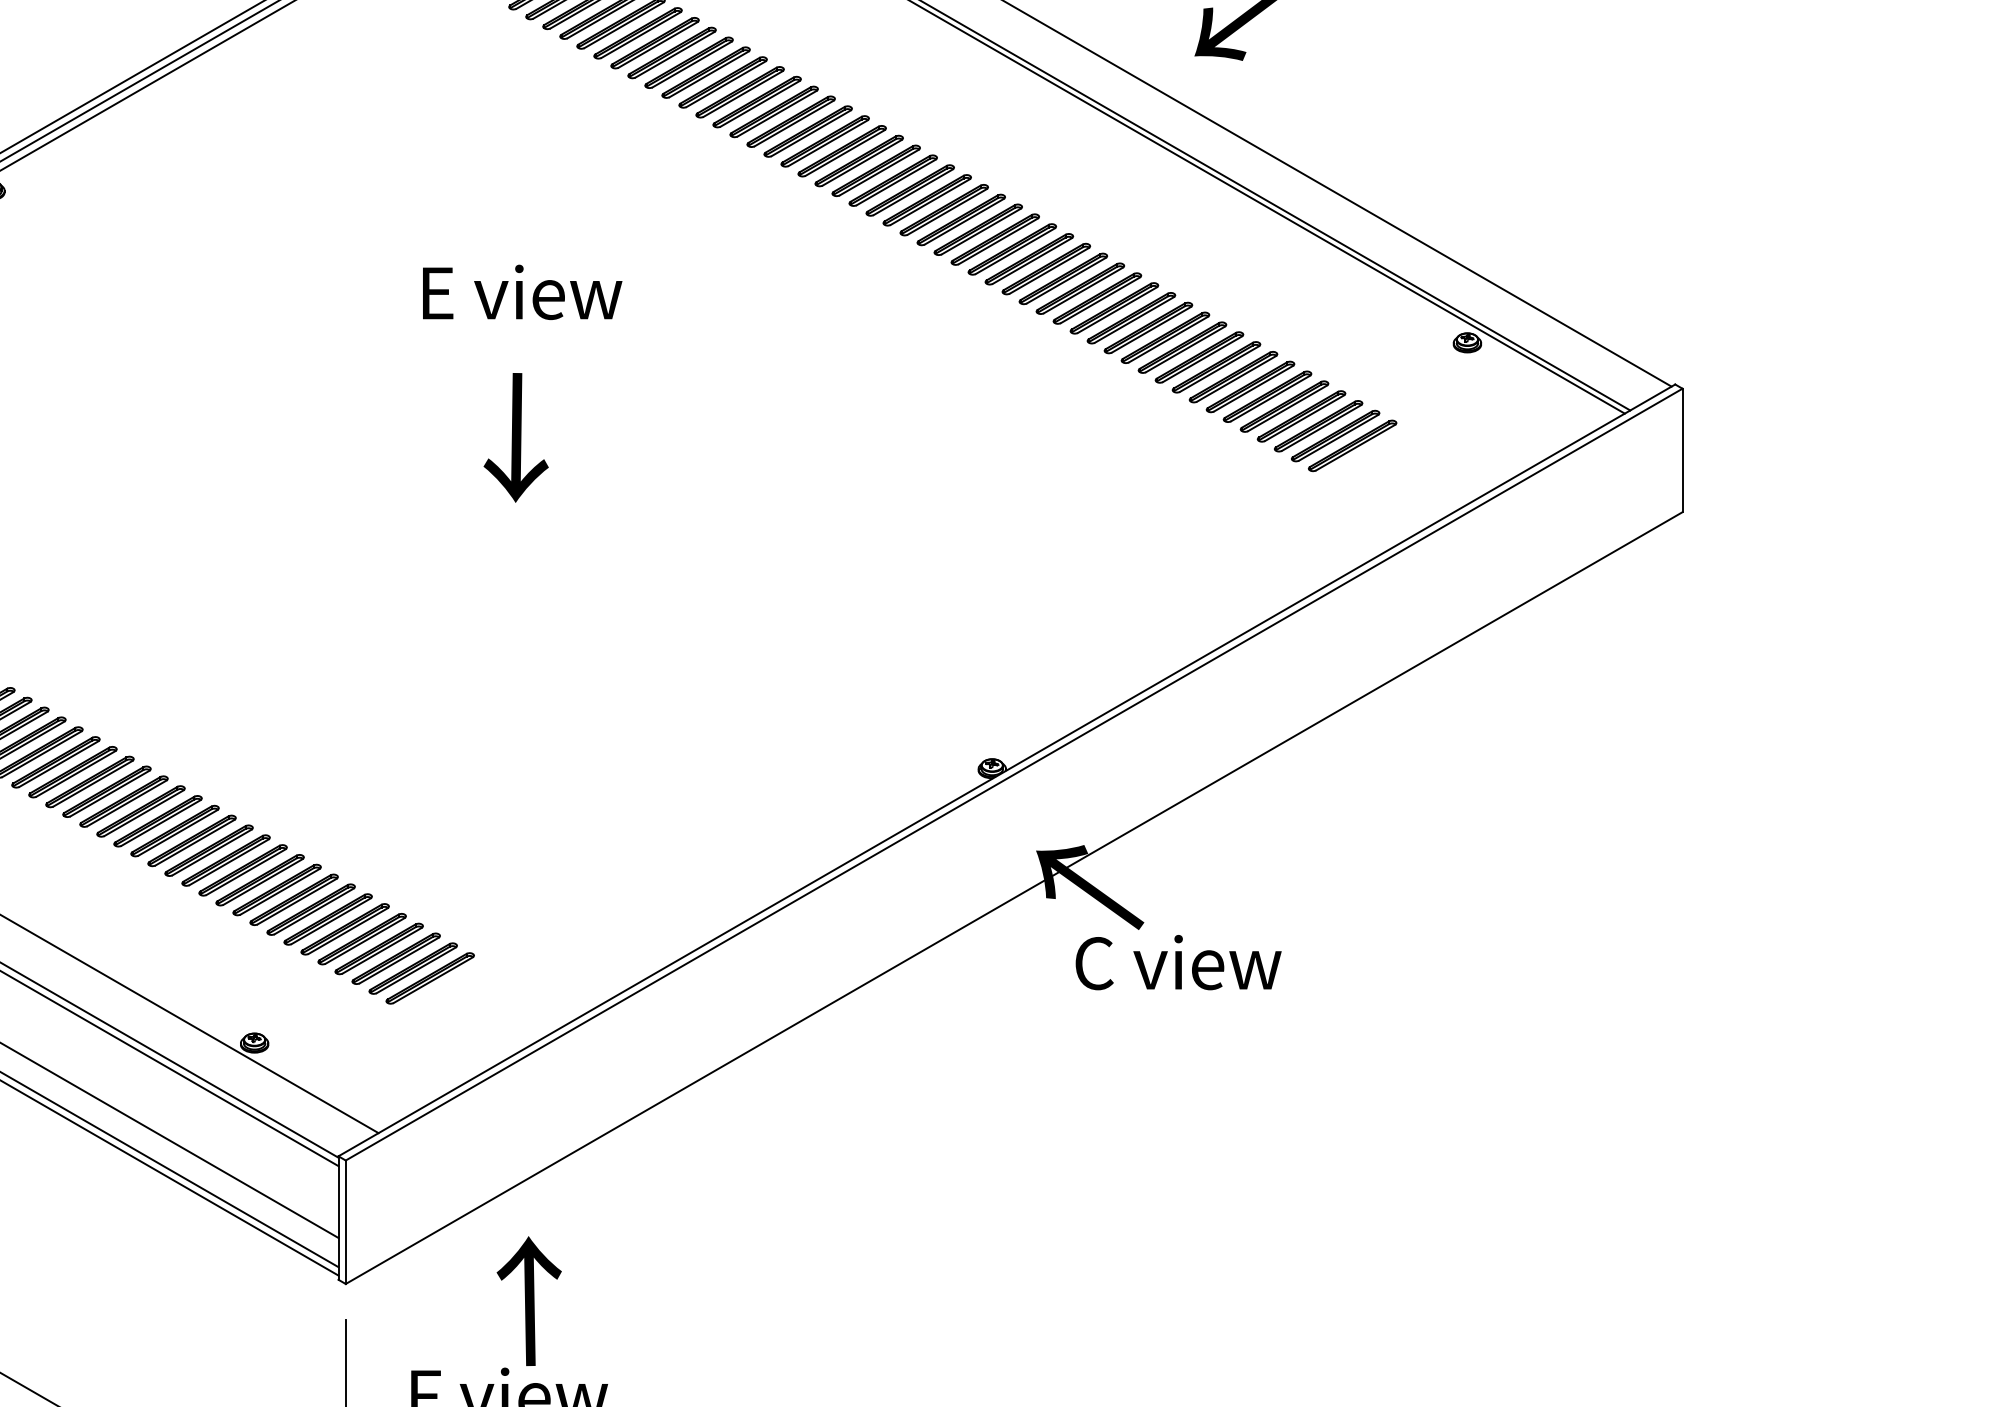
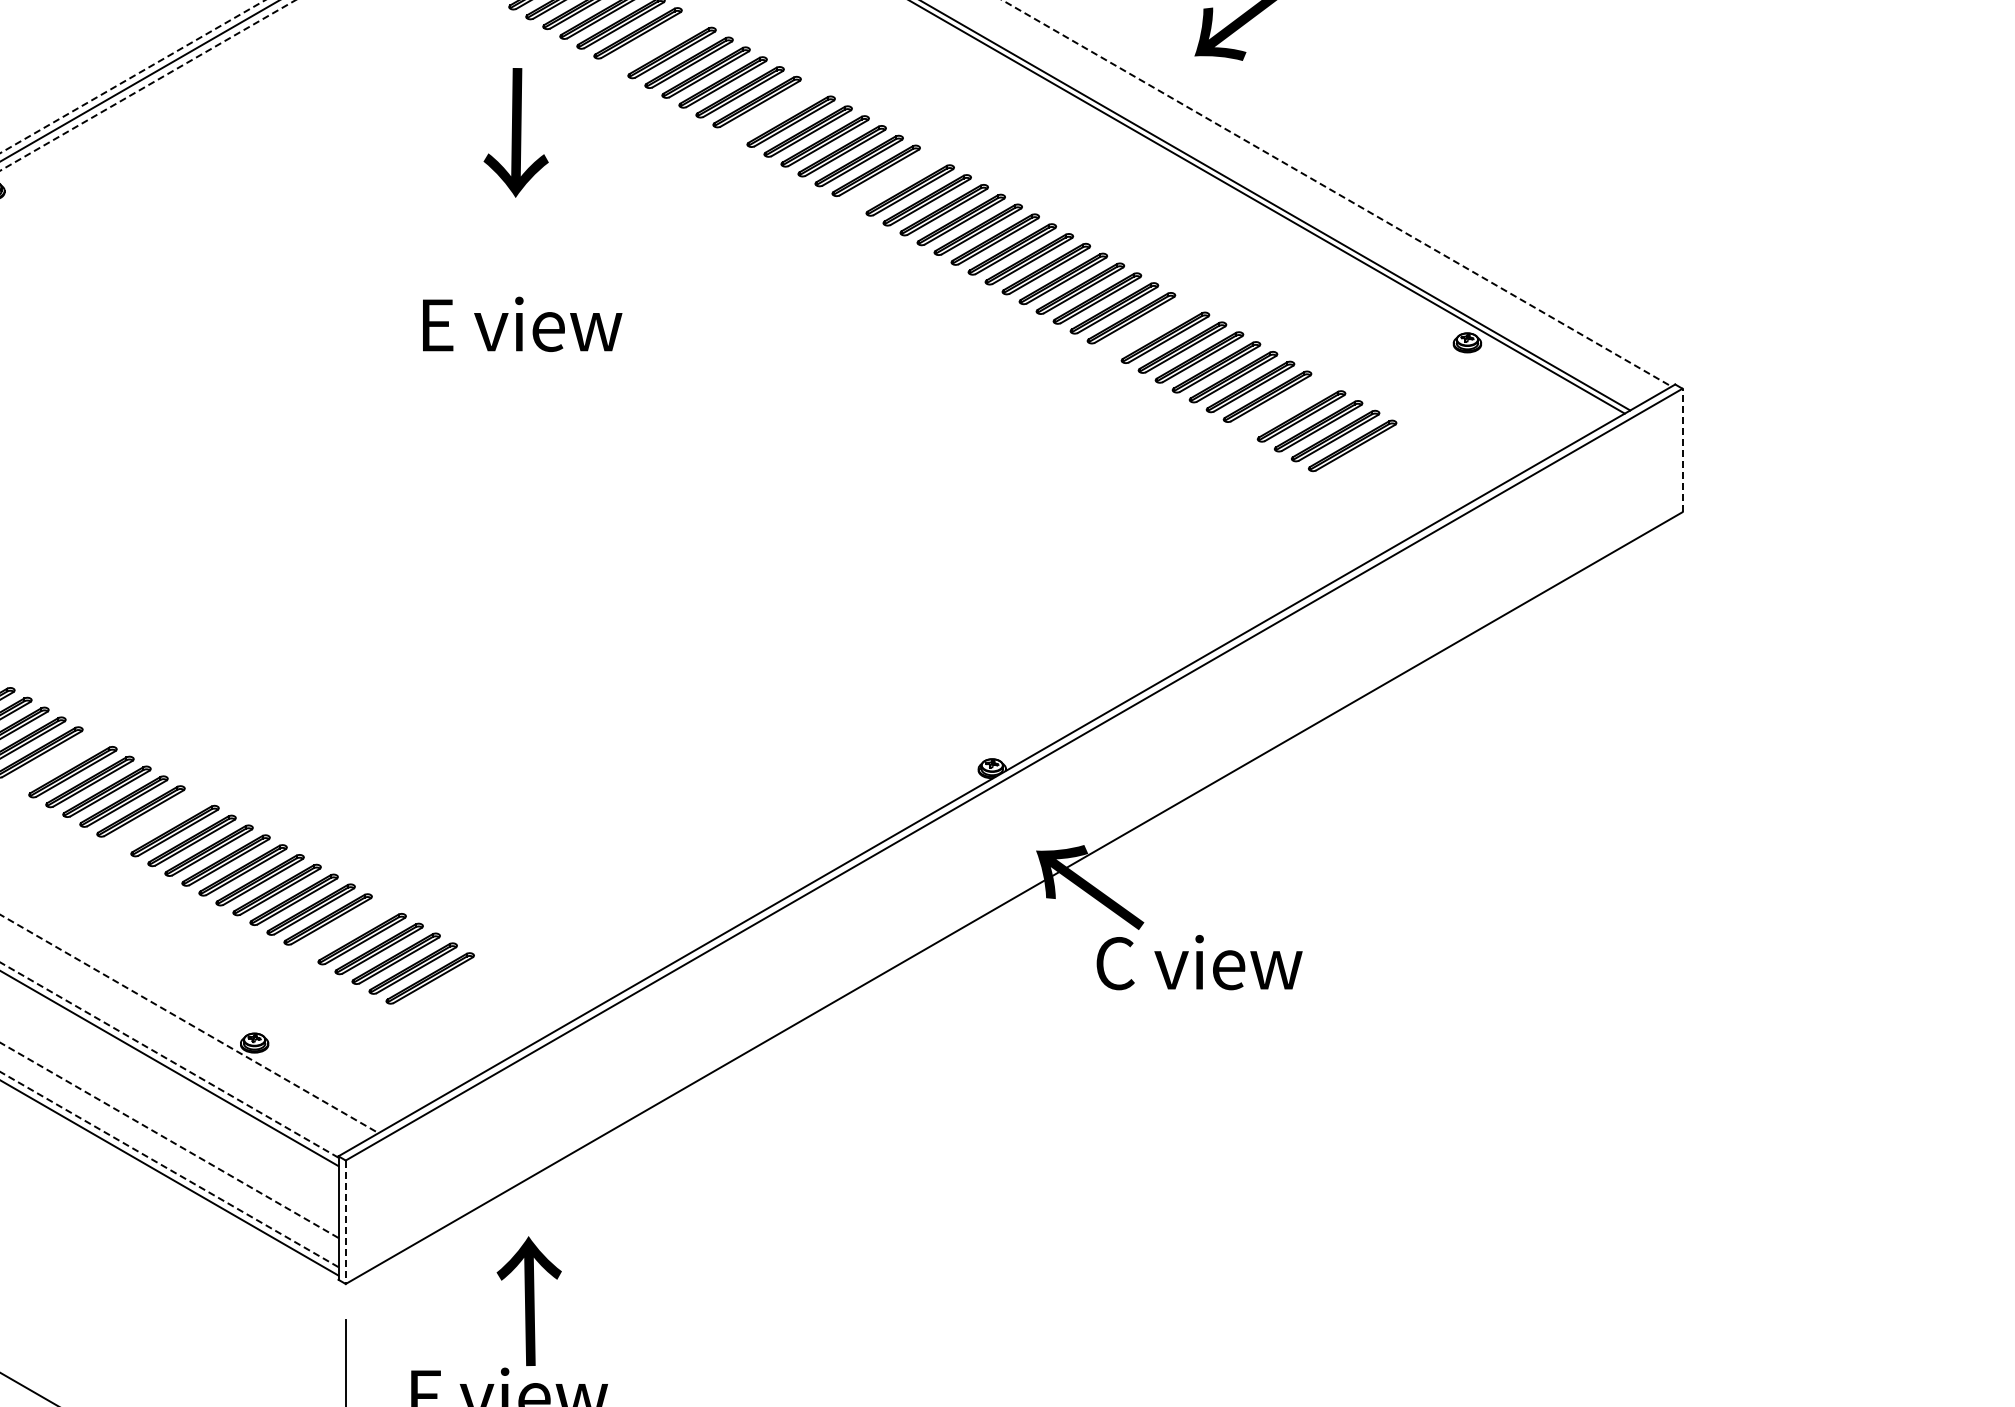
part: present -> none (654, 43)
line: solid -> dashed (132, 76)
line: solid -> dashed (147, 85)
part: present -> none (773, 111)
part: present -> none (892, 180)
line: solid -> dashed (1337, 193)
text position: (522, 291) -> (522, 323) (522, 323)
part: present -> none (1148, 327)
part: present -> none (1284, 406)
text position: (515, 437) -> (515, 132) (515, 132)
line: solid -> dashed (1682, 450)
part: present -> none (55, 762)
part: present -> none (157, 821)
part: present -> none (344, 929)
text position: (1178, 962) -> (1199, 962) (1199, 962)
line: solid -> dashed (189, 1024)
line: solid -> dashed (168, 1059)
line: solid -> dashed (169, 1140)
line: solid -> dashed (168, 1169)
line: solid -> dashed (345, 1222)
